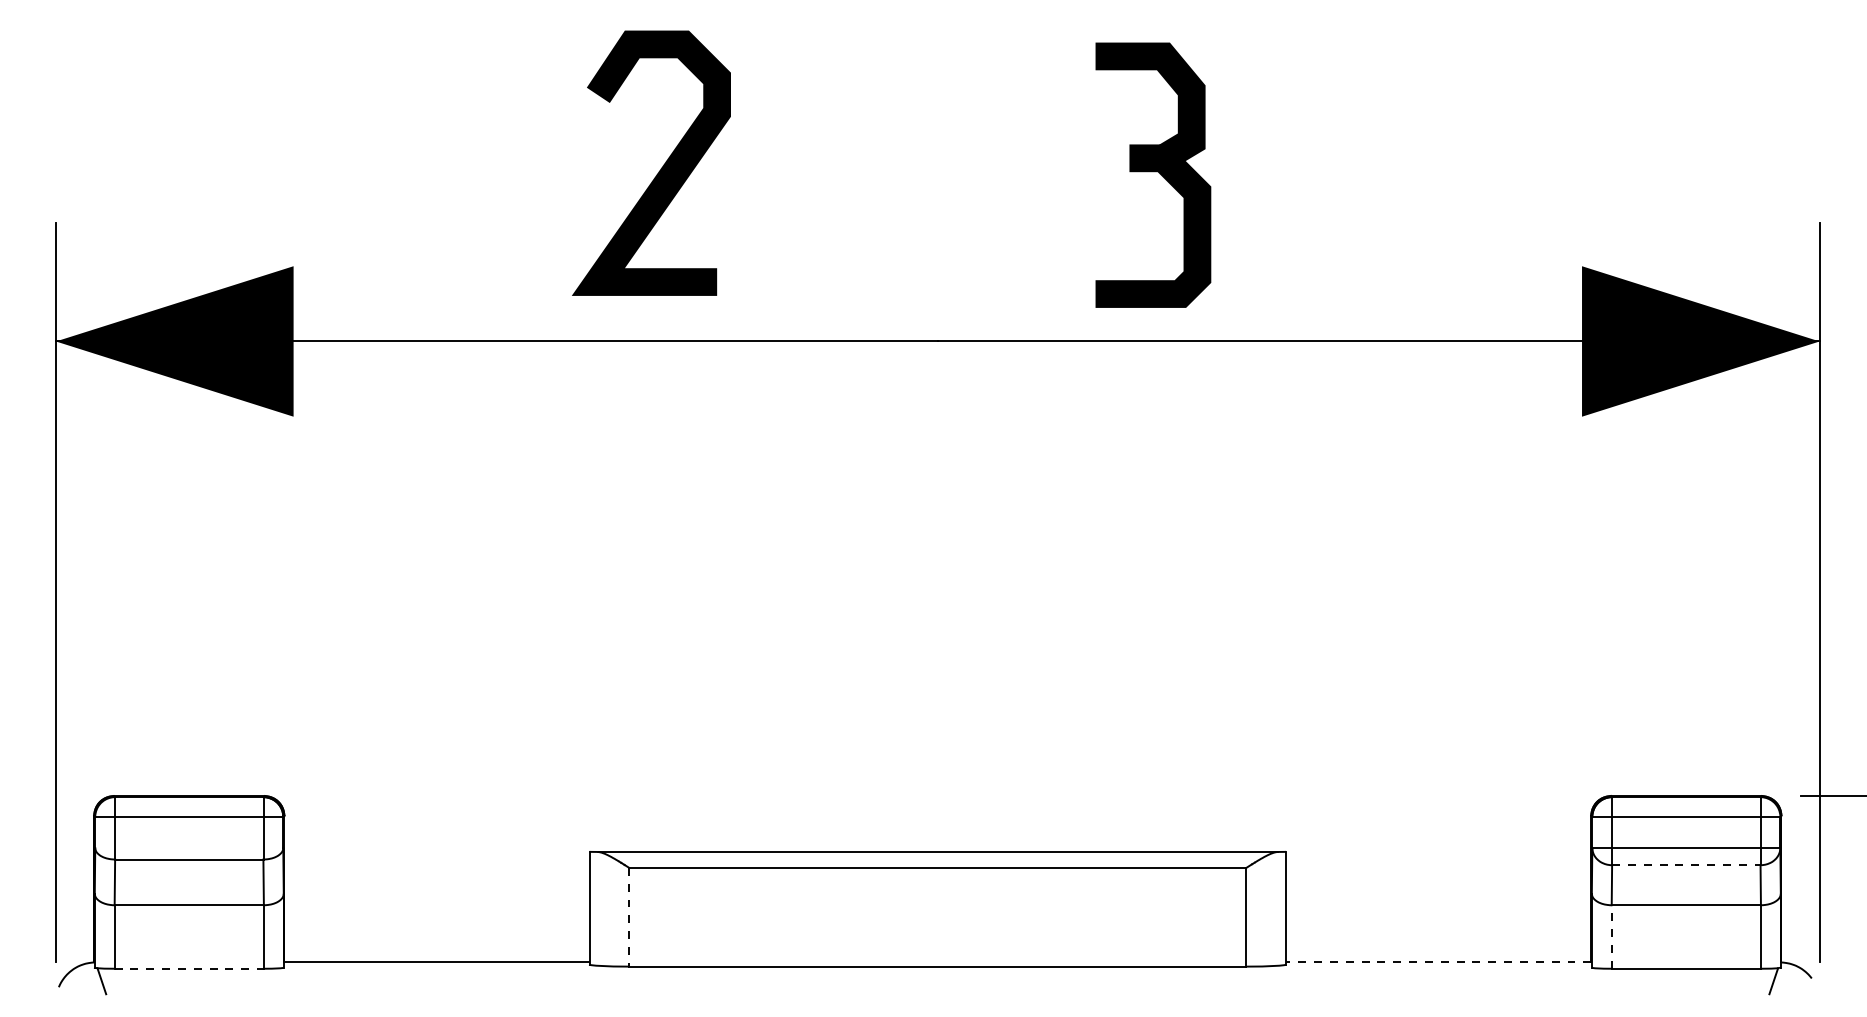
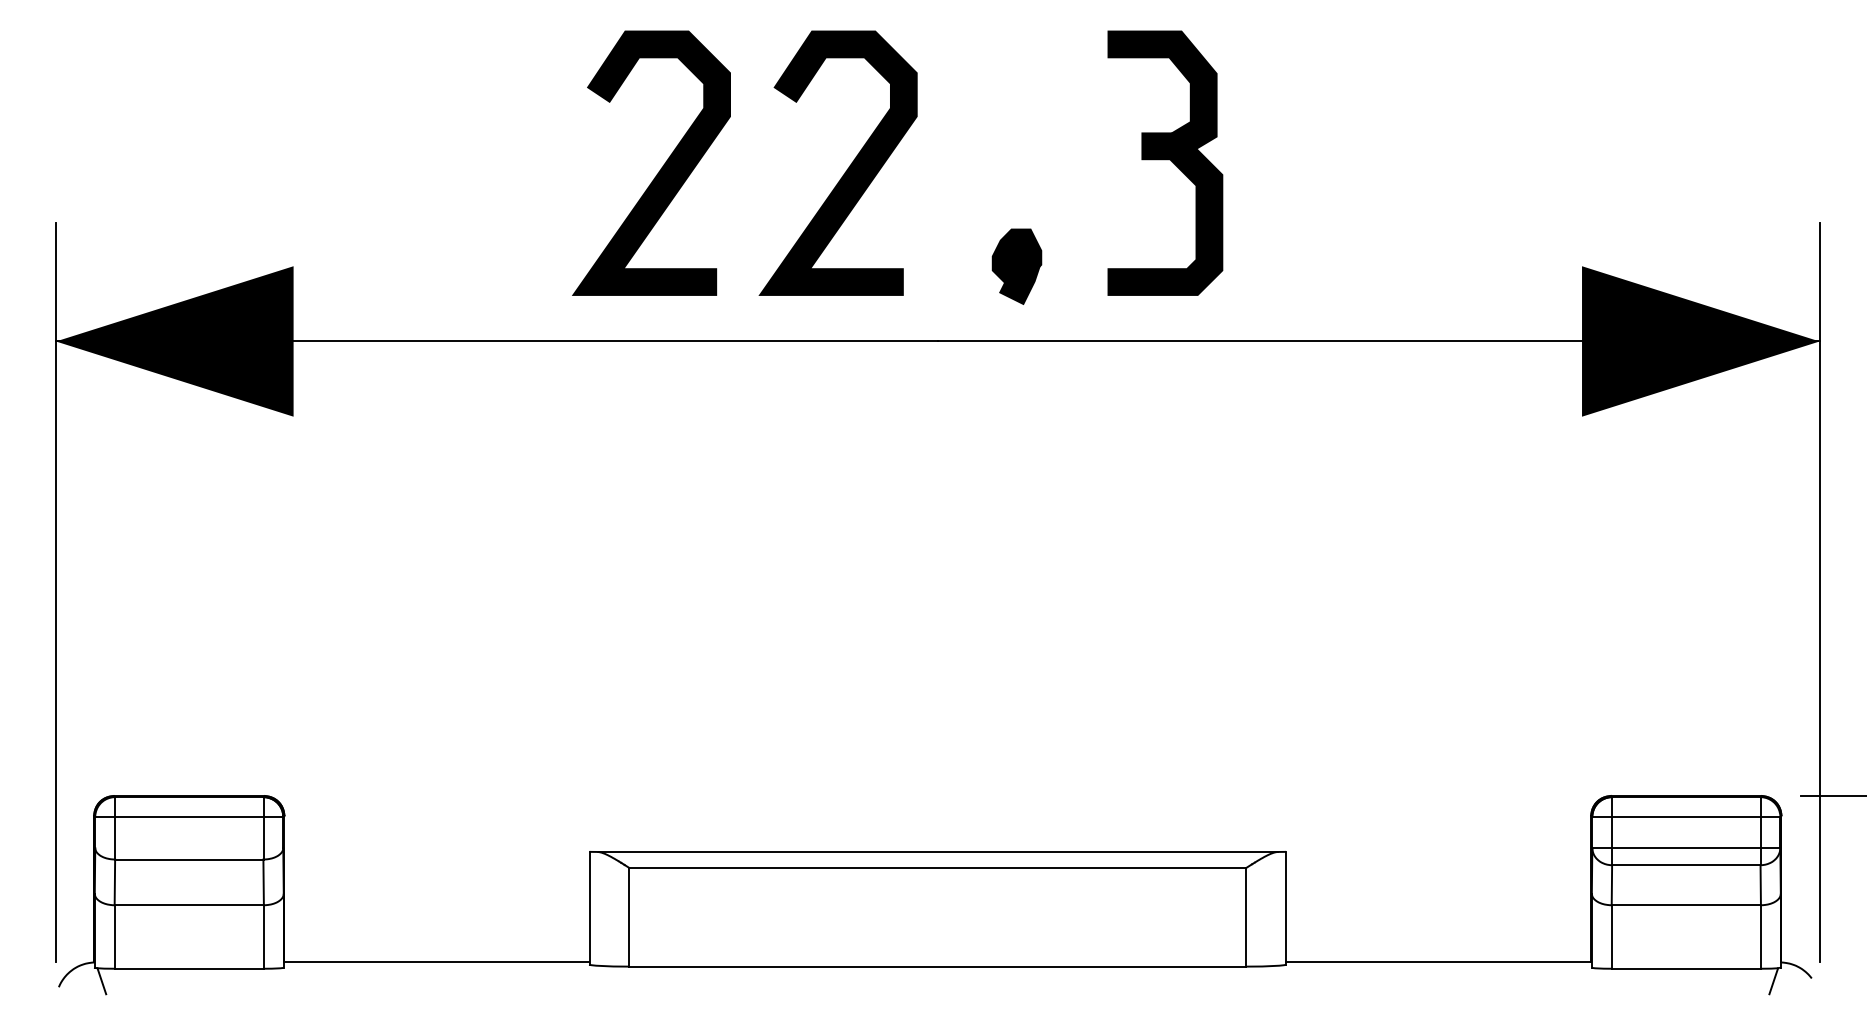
curve: none -> present (846, 169)
part position: (1153, 174) -> (1165, 162) (1165, 162)
part: none -> present (1016, 266)
line: dashed -> solid (1686, 865)
line: dashed -> solid (629, 917)
line: dashed -> solid (1611, 936)
line: dashed -> solid (1438, 962)
line: dashed -> solid (189, 968)
